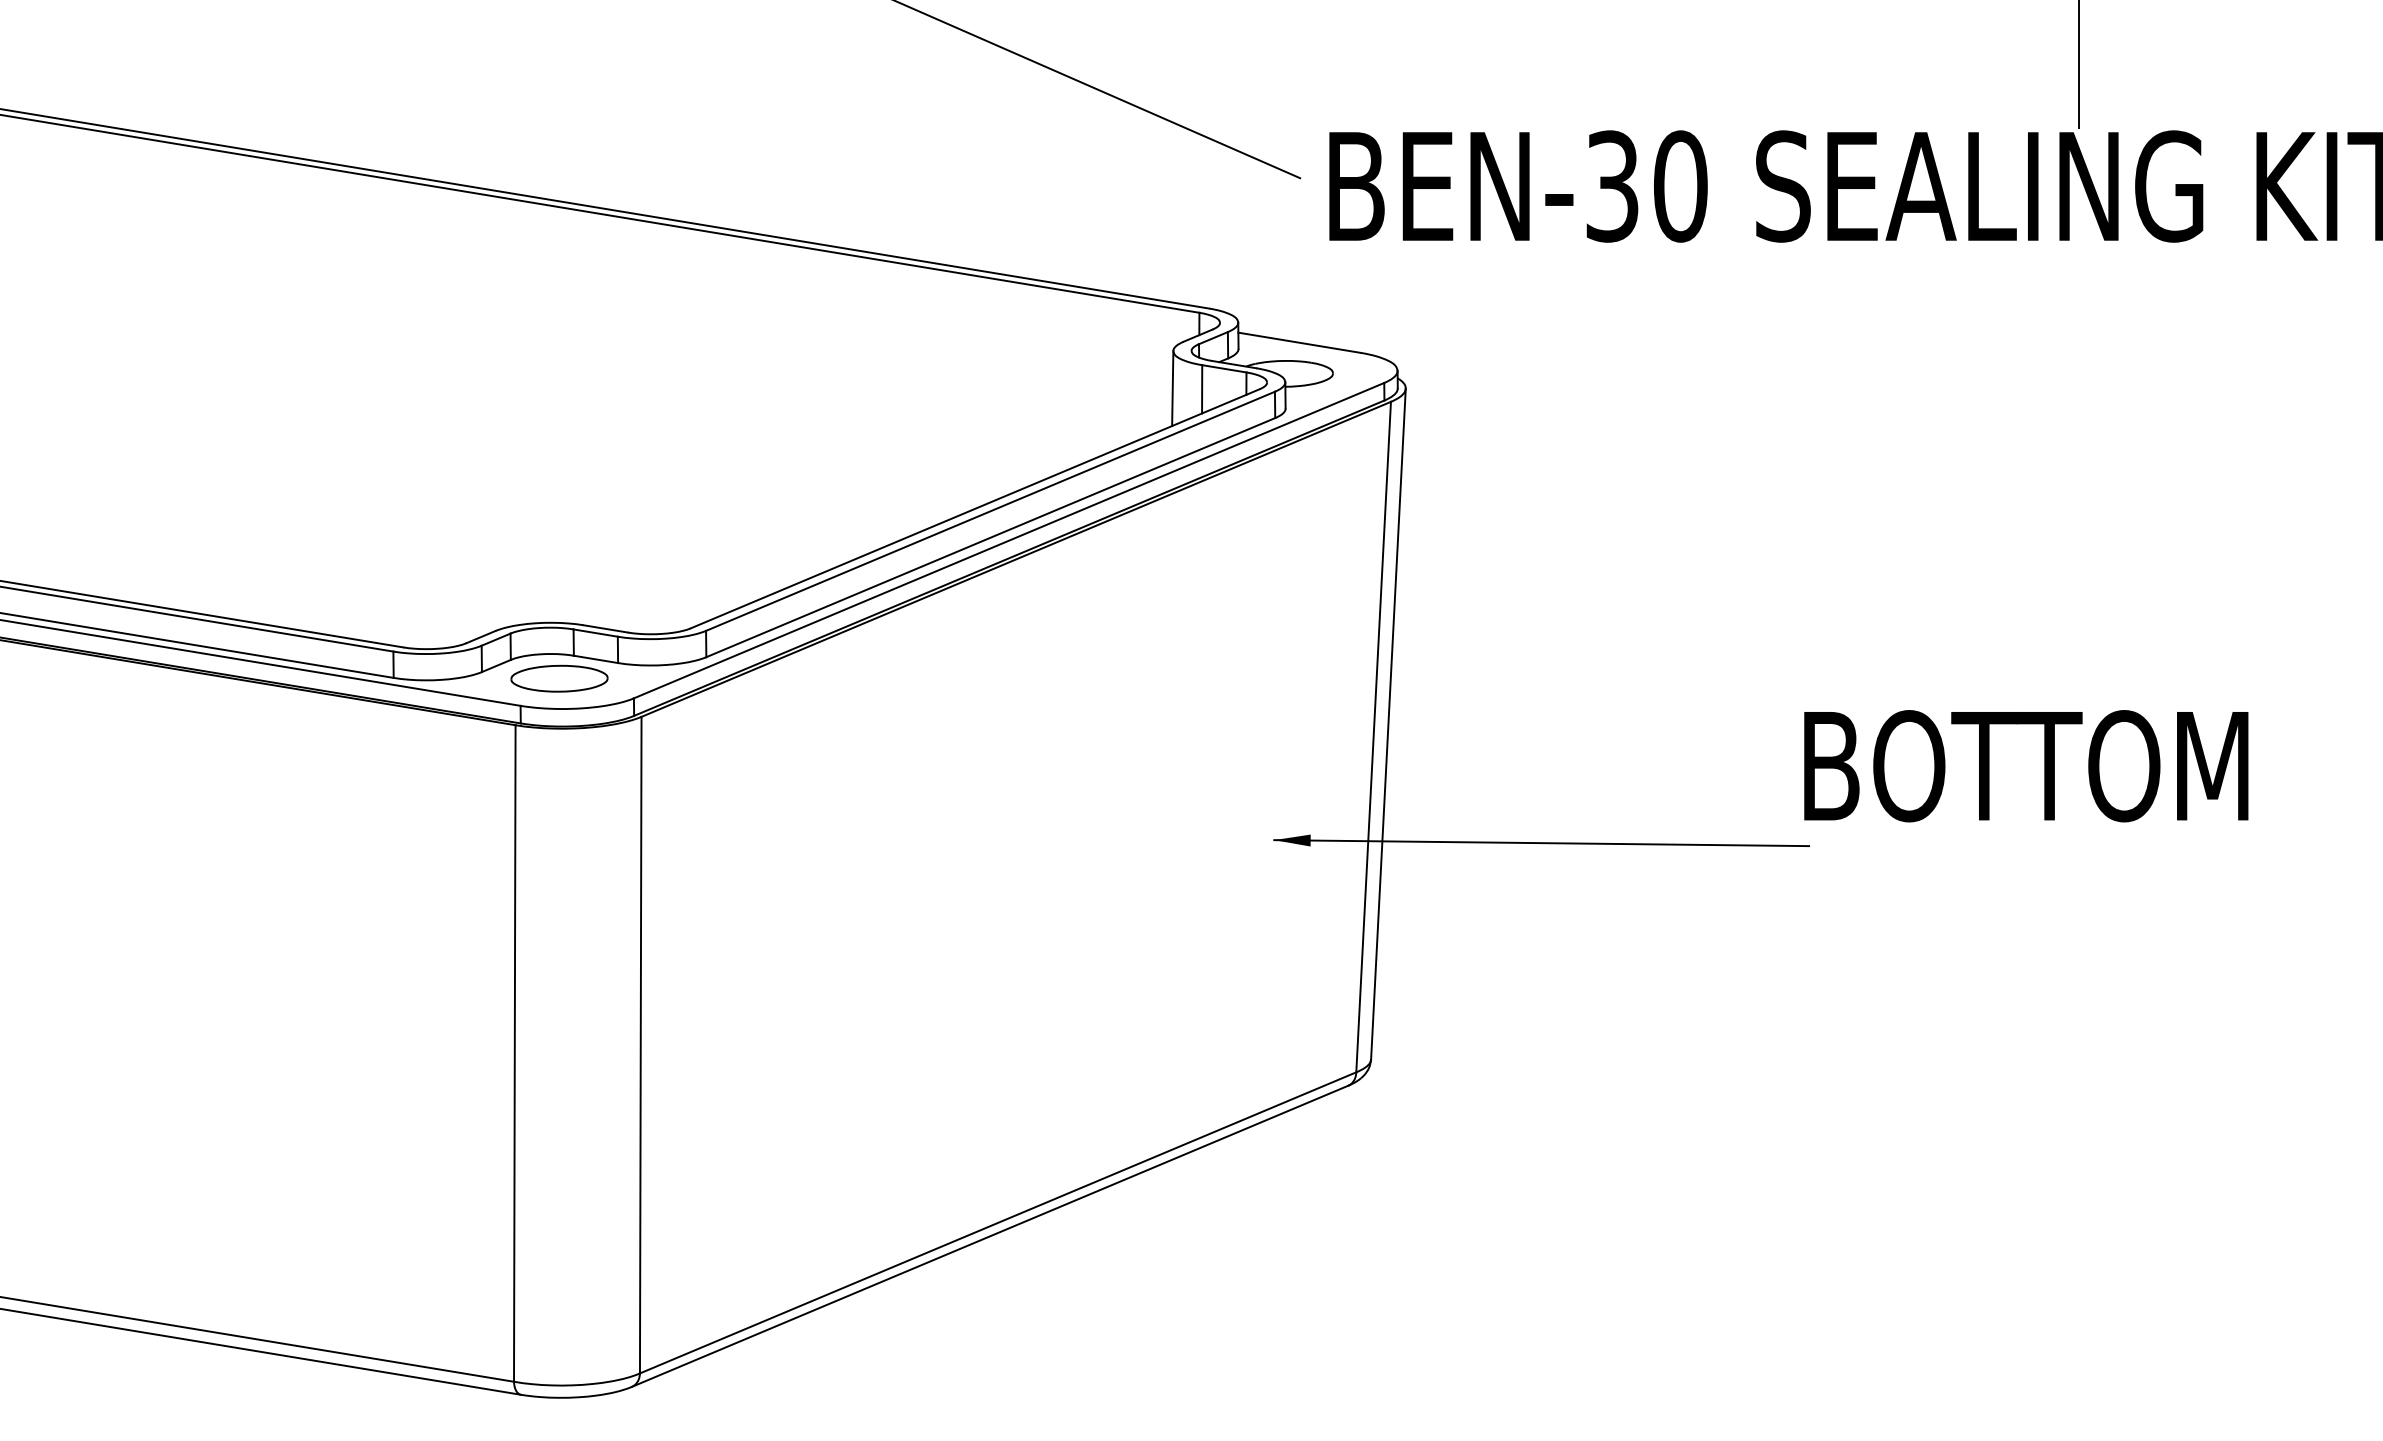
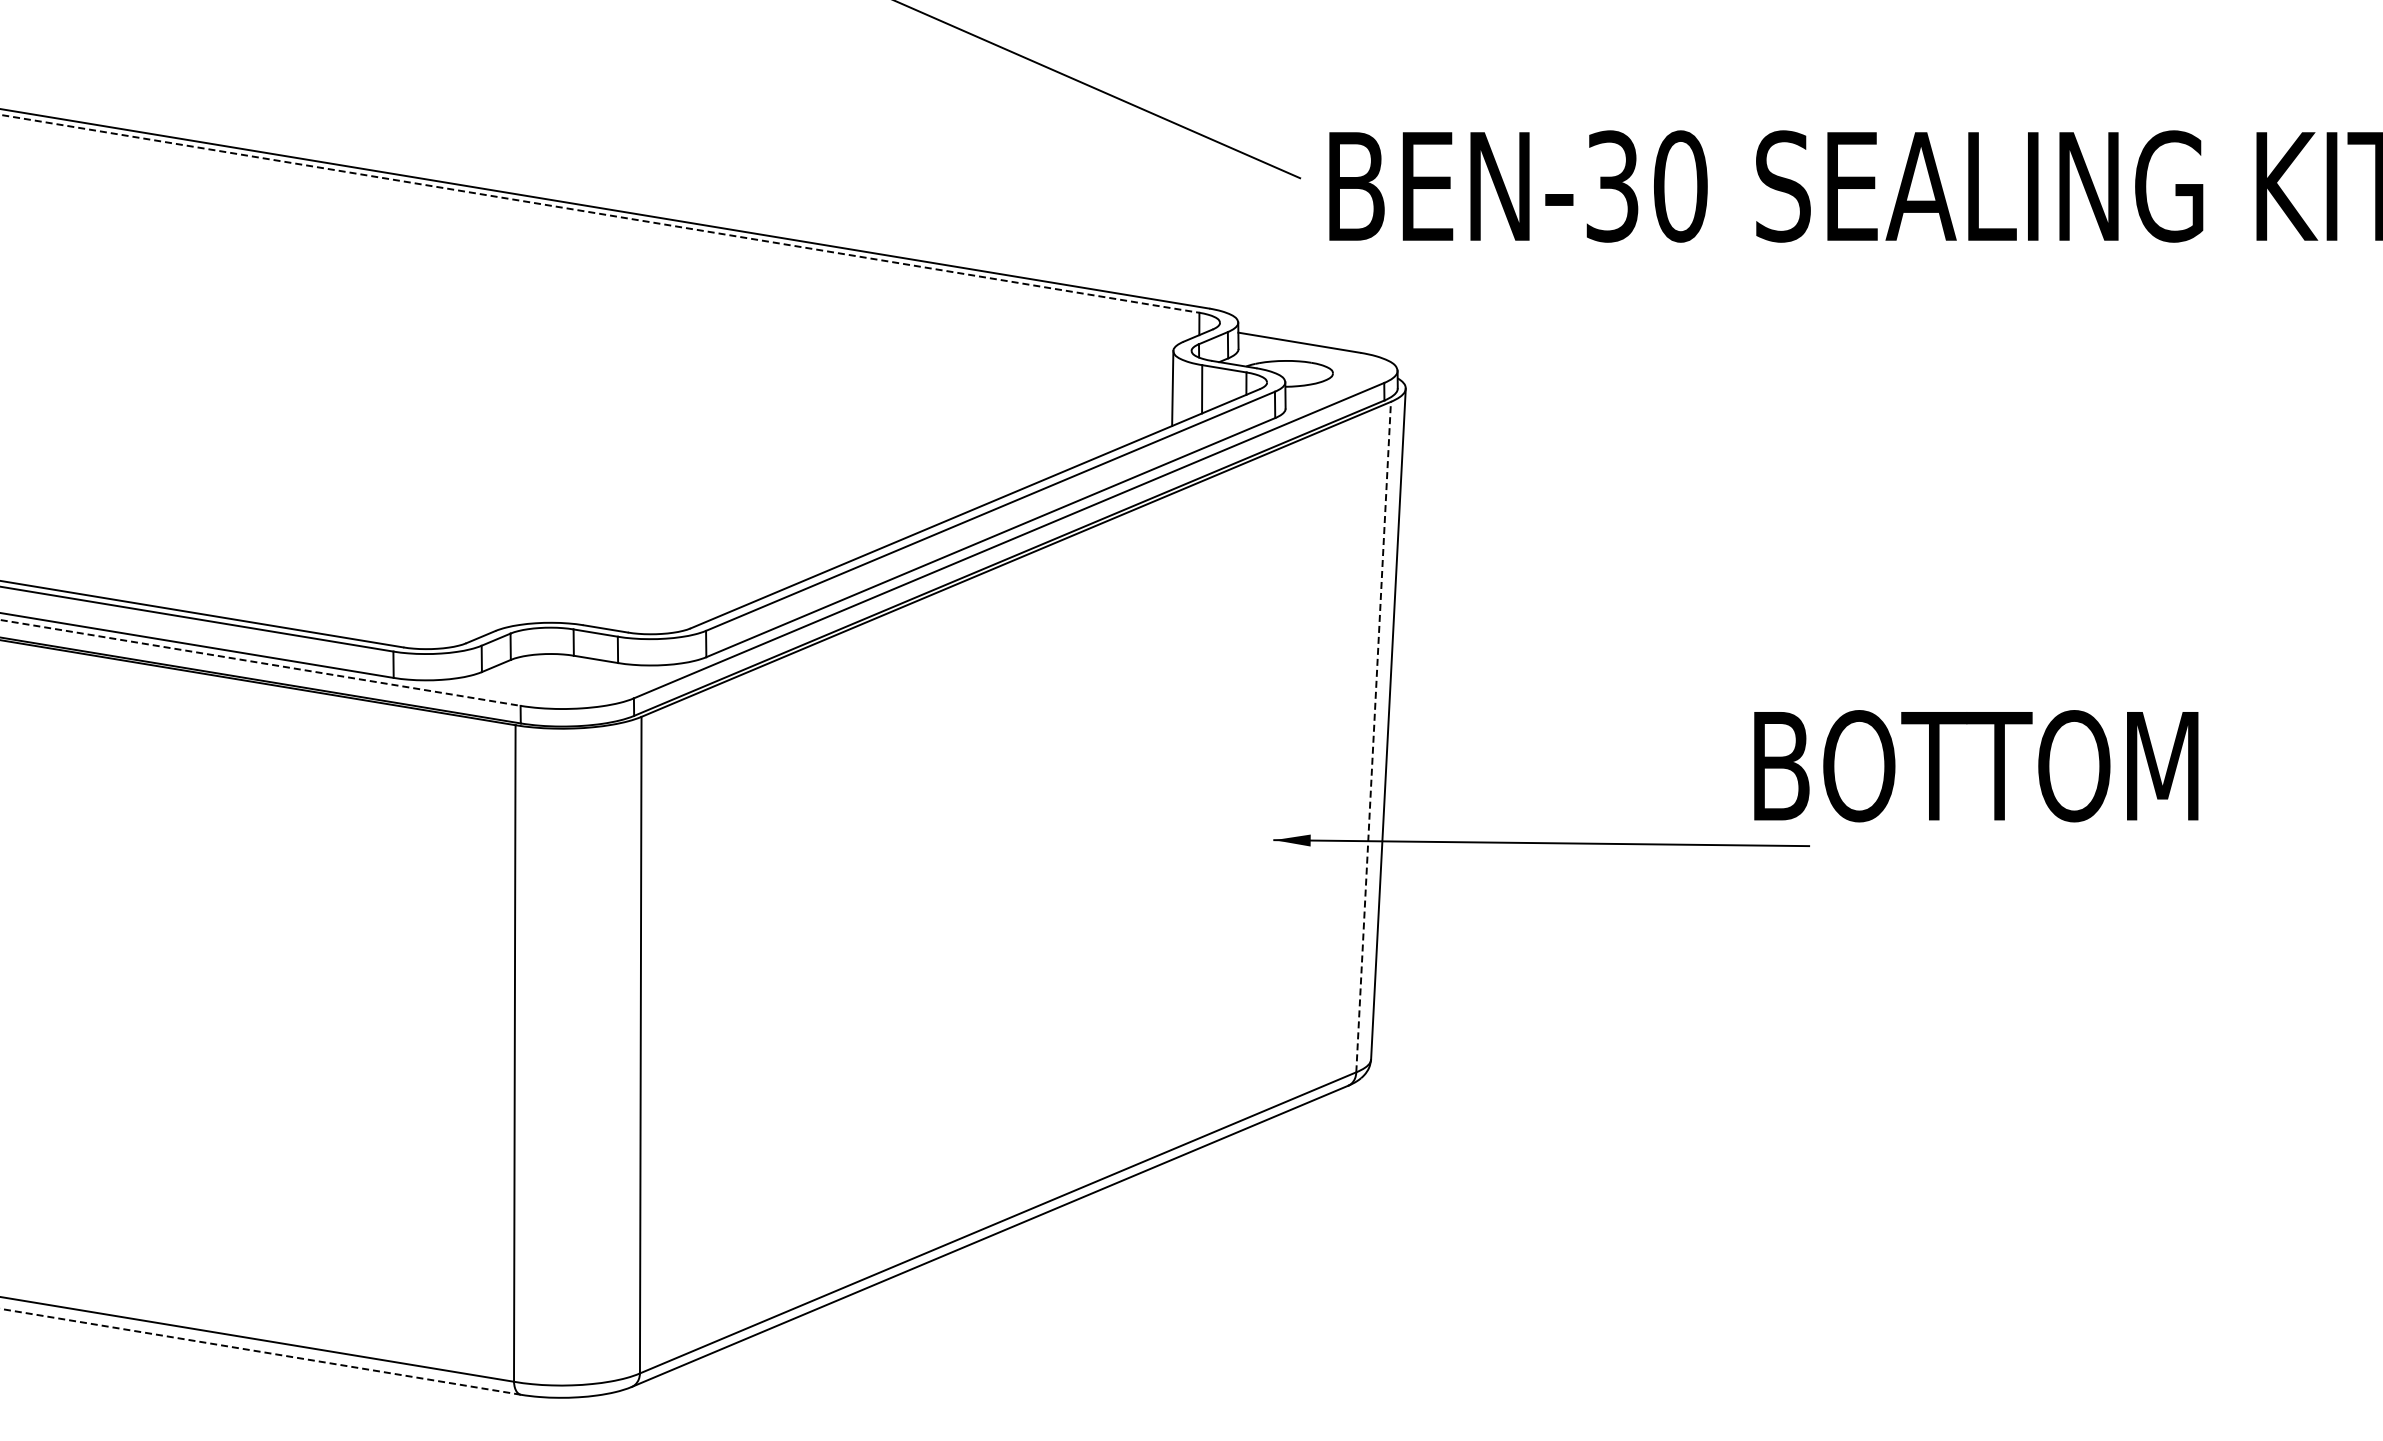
line: present -> none (2079, 65)
line: solid -> dashed (599, 213)
line: solid -> dashed (261, 663)
part: present -> none (559, 678)
line: solid -> dashed (1373, 737)
text position: (2026, 766) -> (1976, 766) (1976, 766)
line: solid -> dashed (260, 1351)
